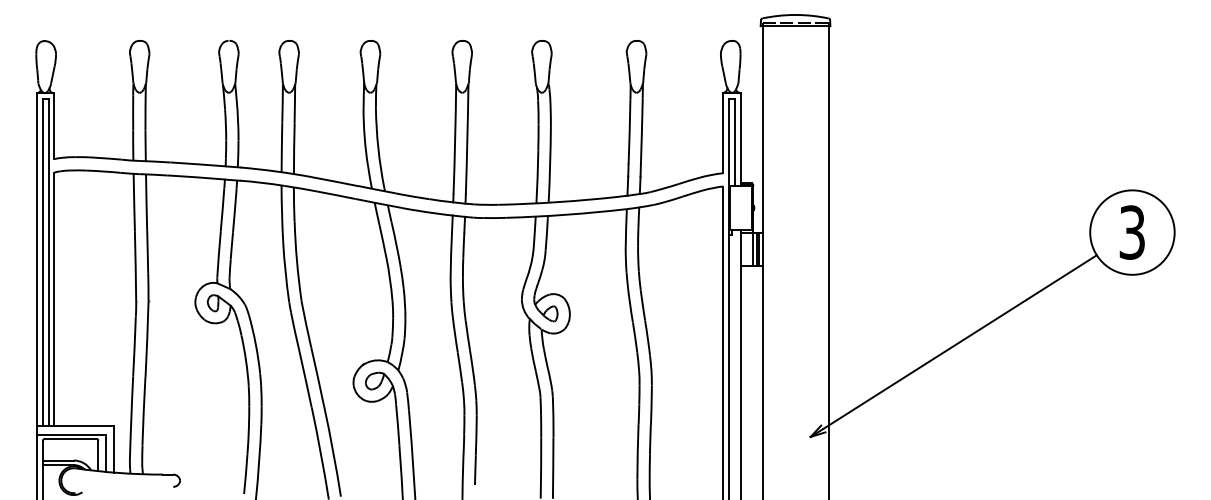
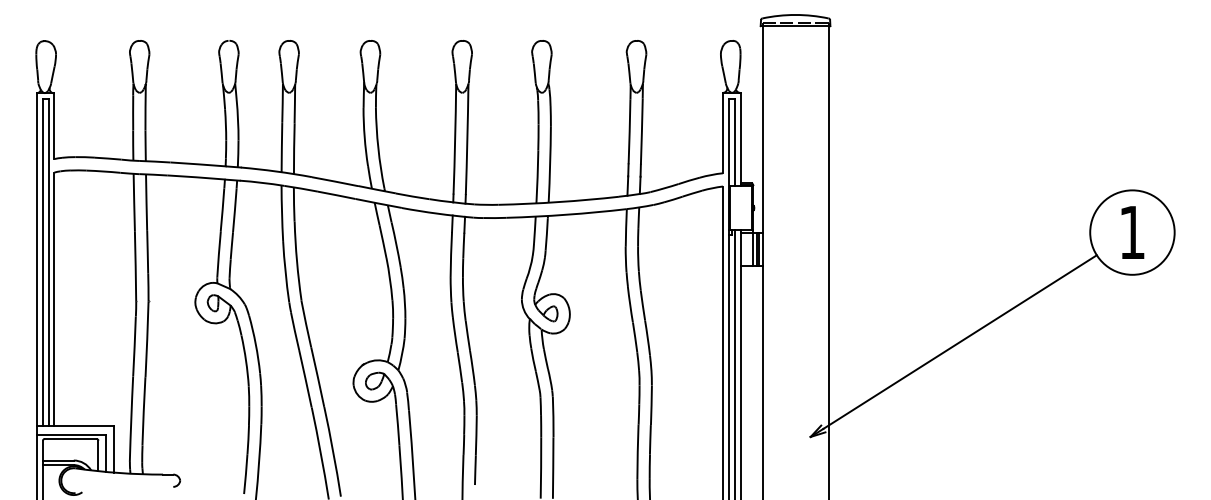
text: 3 -> 1 (1131, 232)
line: none -> present (734, 363)
